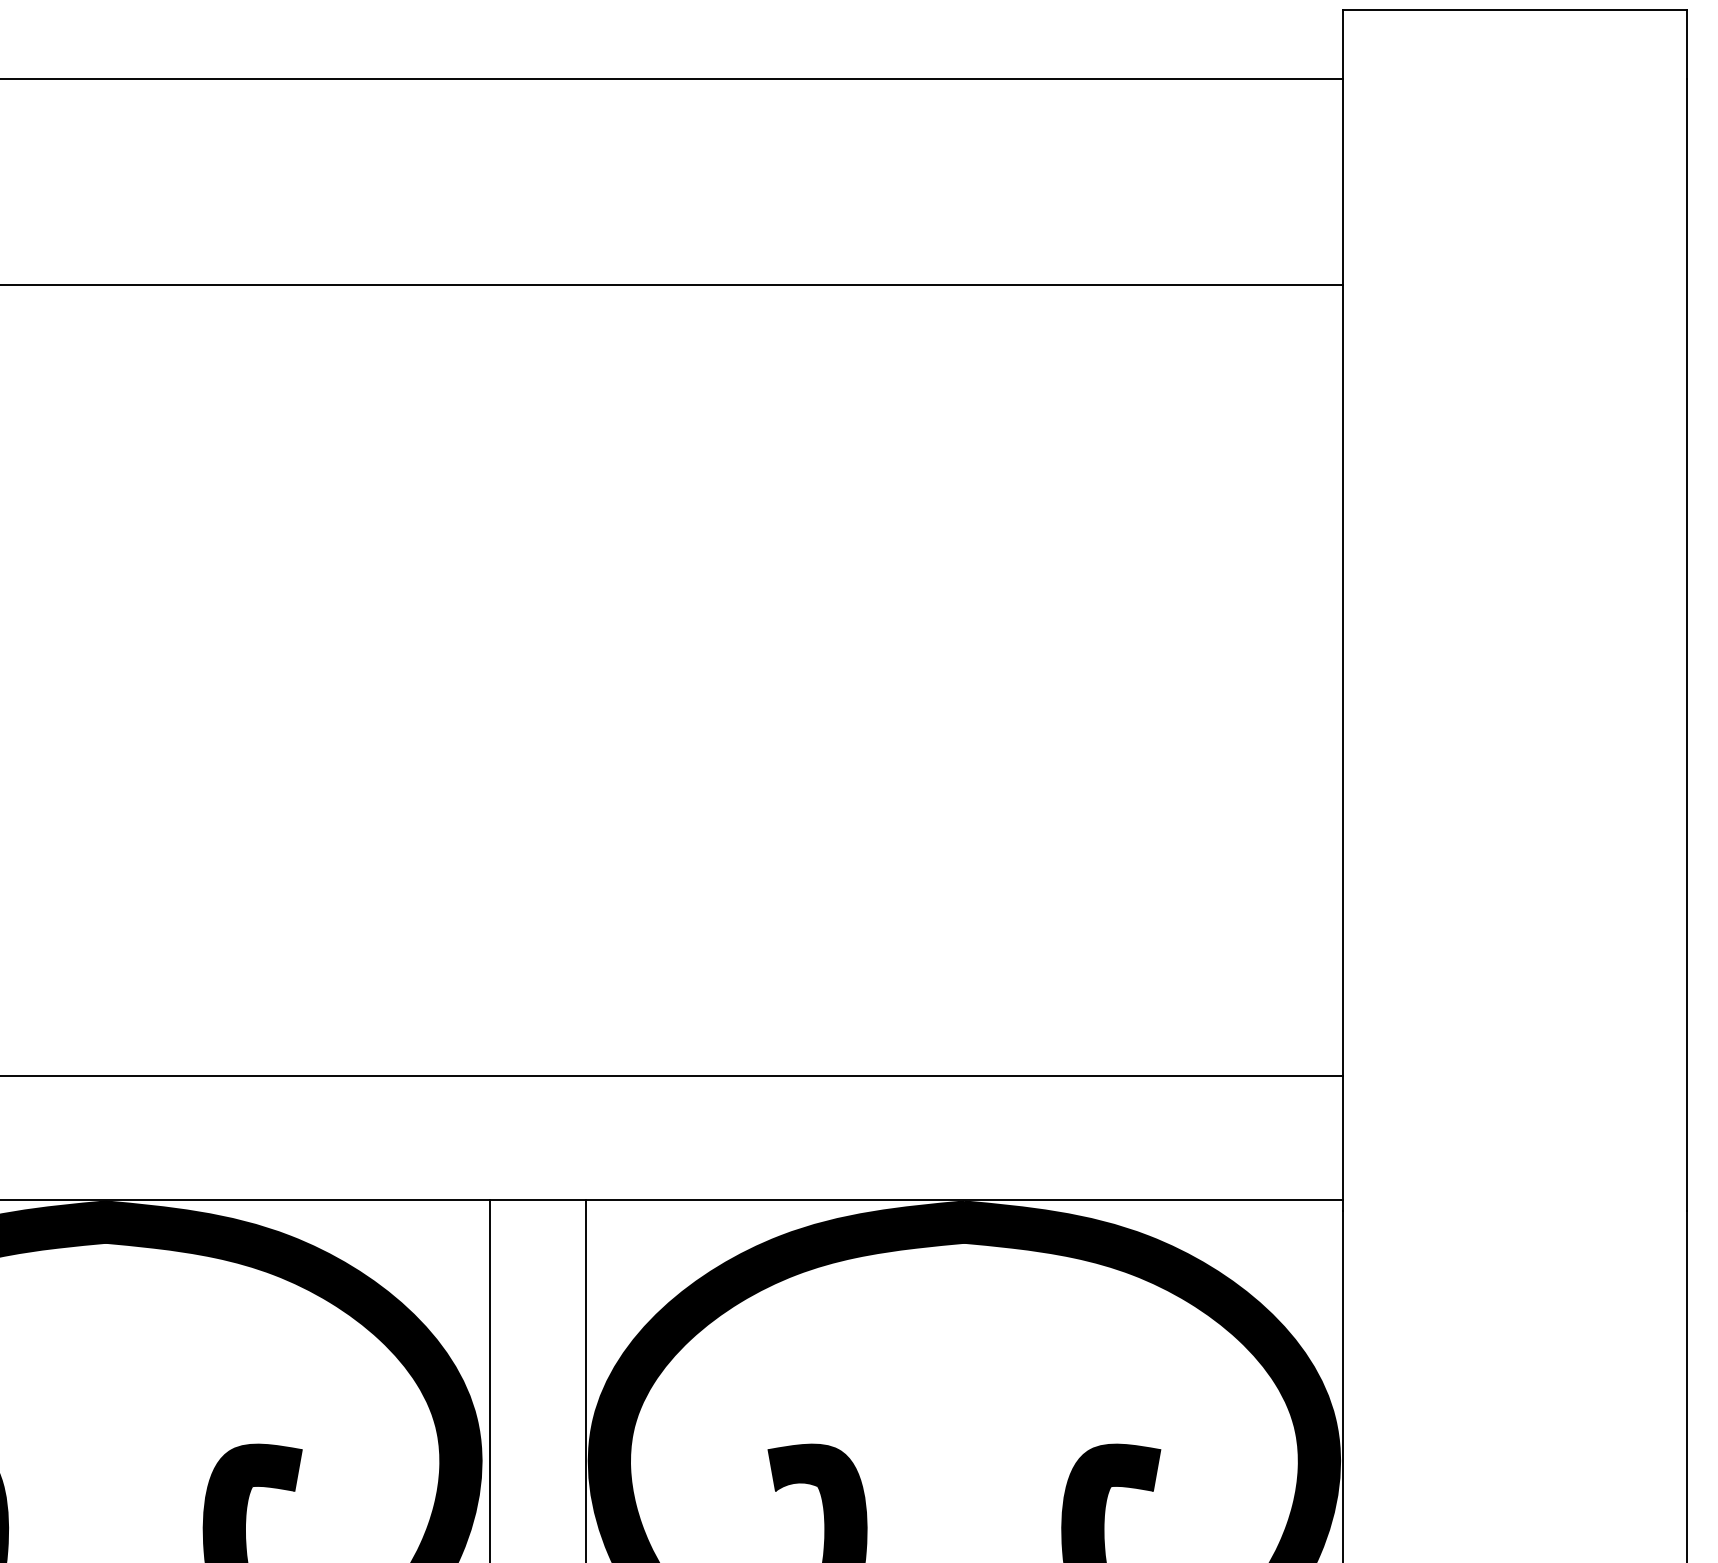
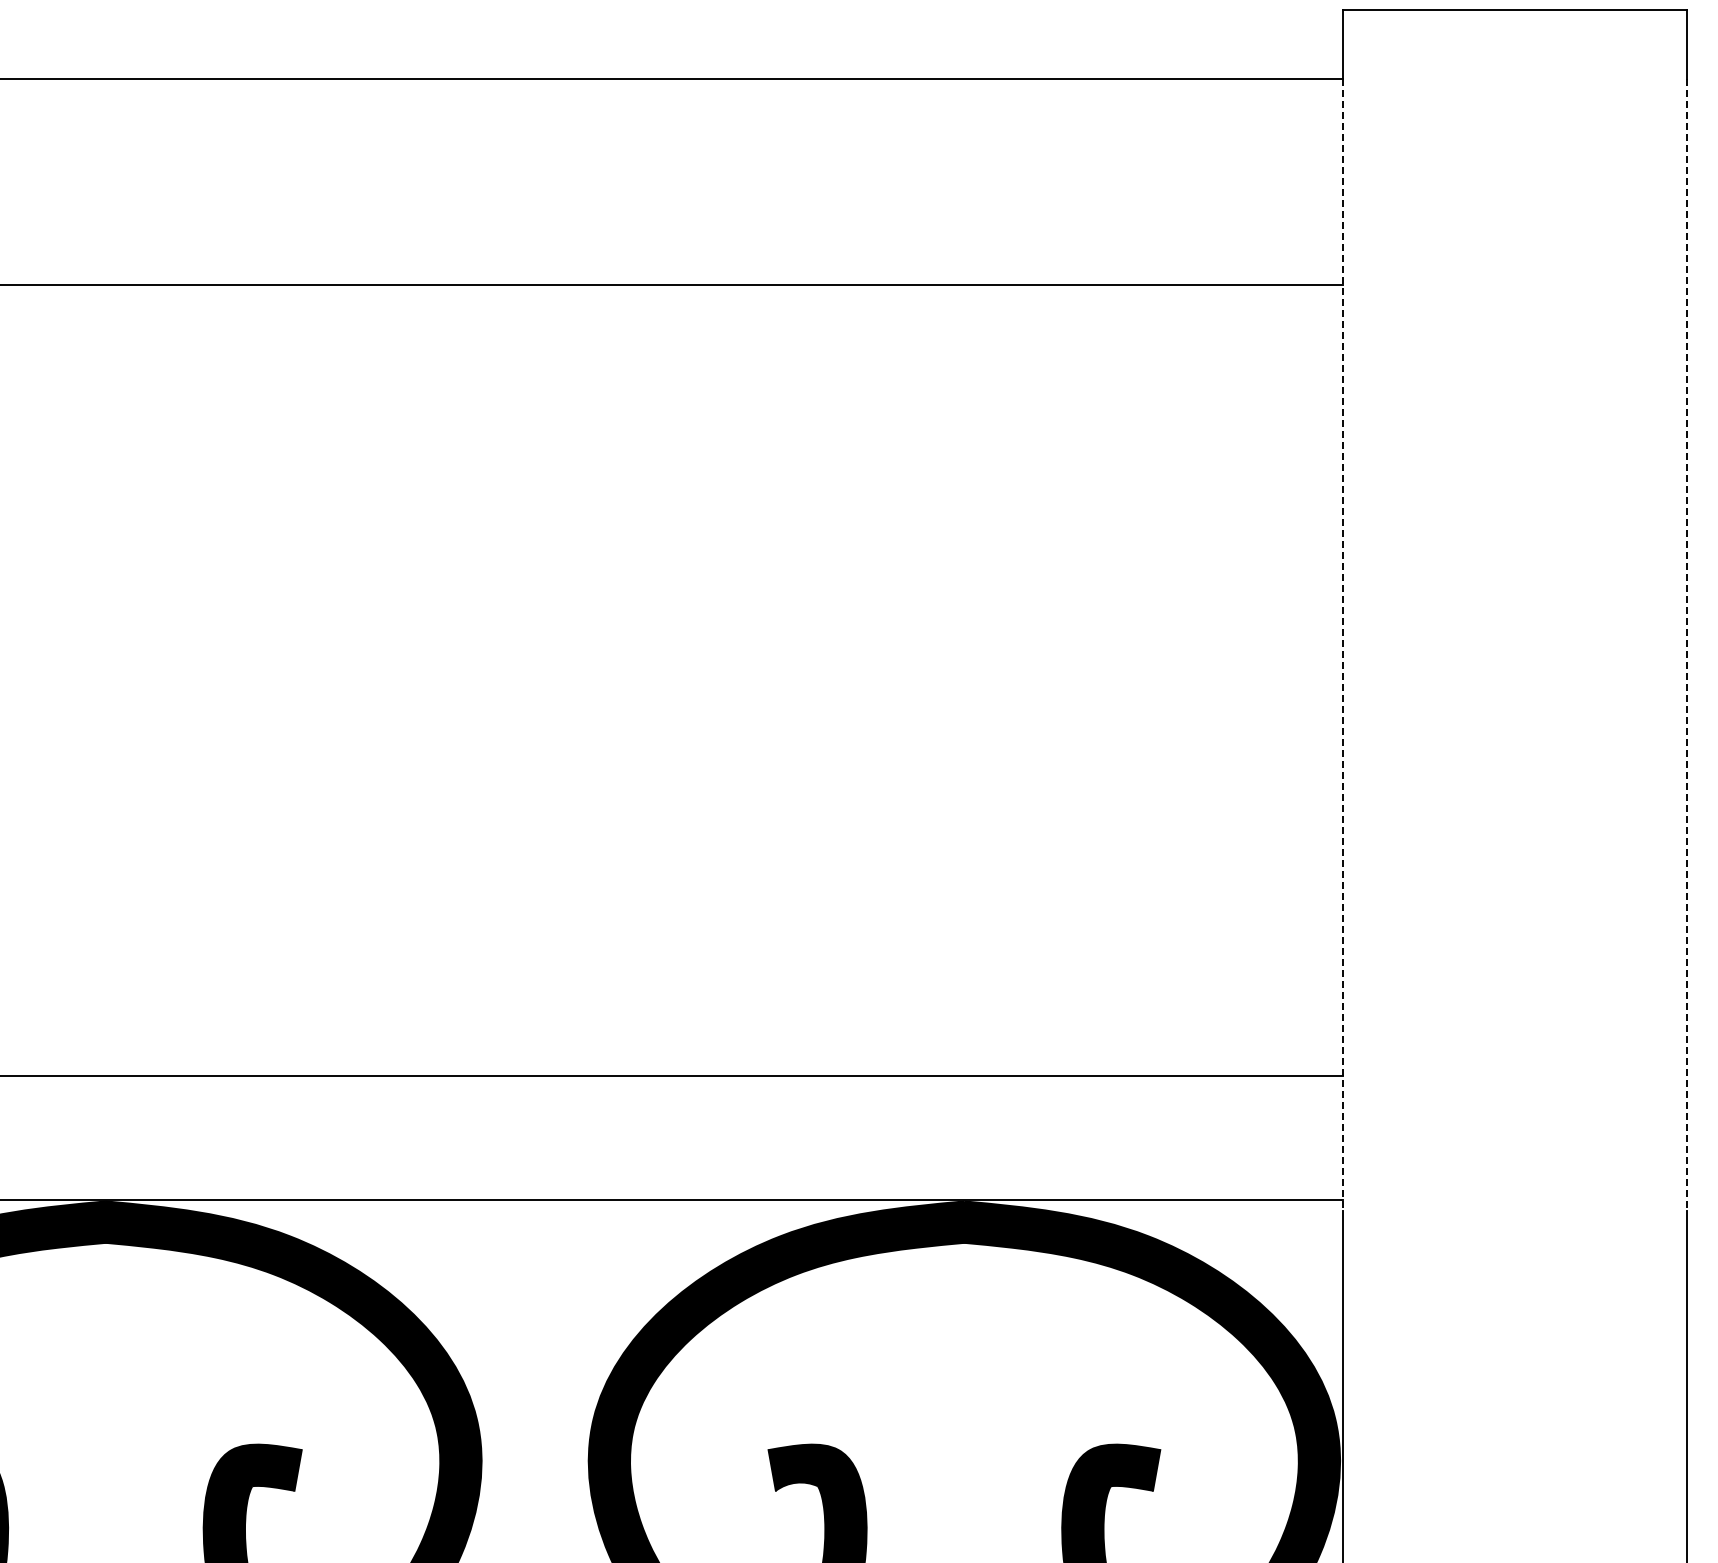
line: solid -> dashed (1342, 645)
line: solid -> dashed (1686, 645)
line: present -> none (489, 1379)
line: present -> none (585, 1379)
